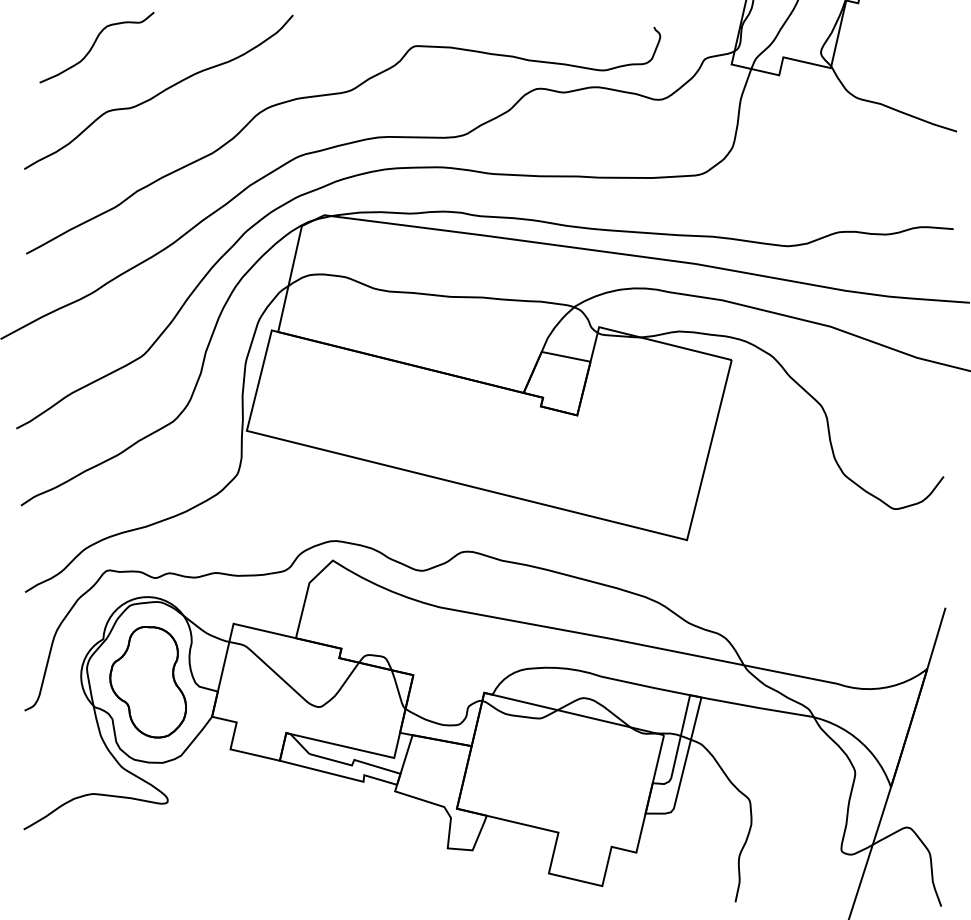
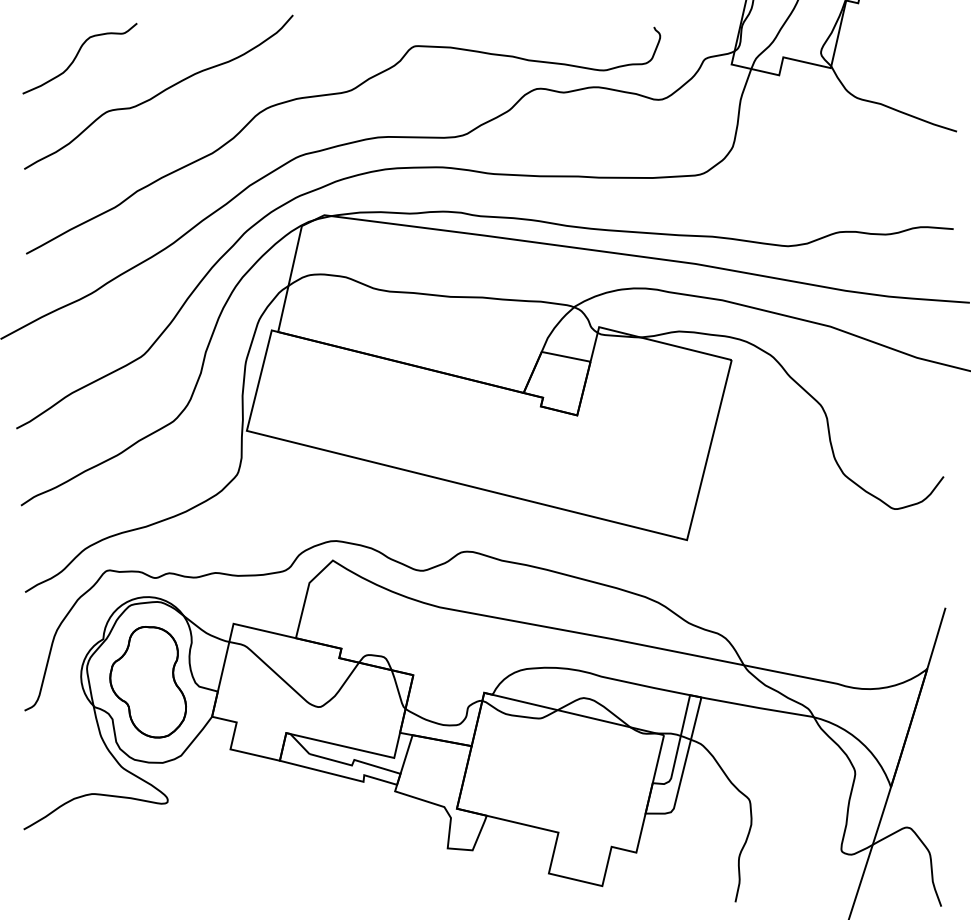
curve position: (94, 45) -> (77, 56) (77, 56)
